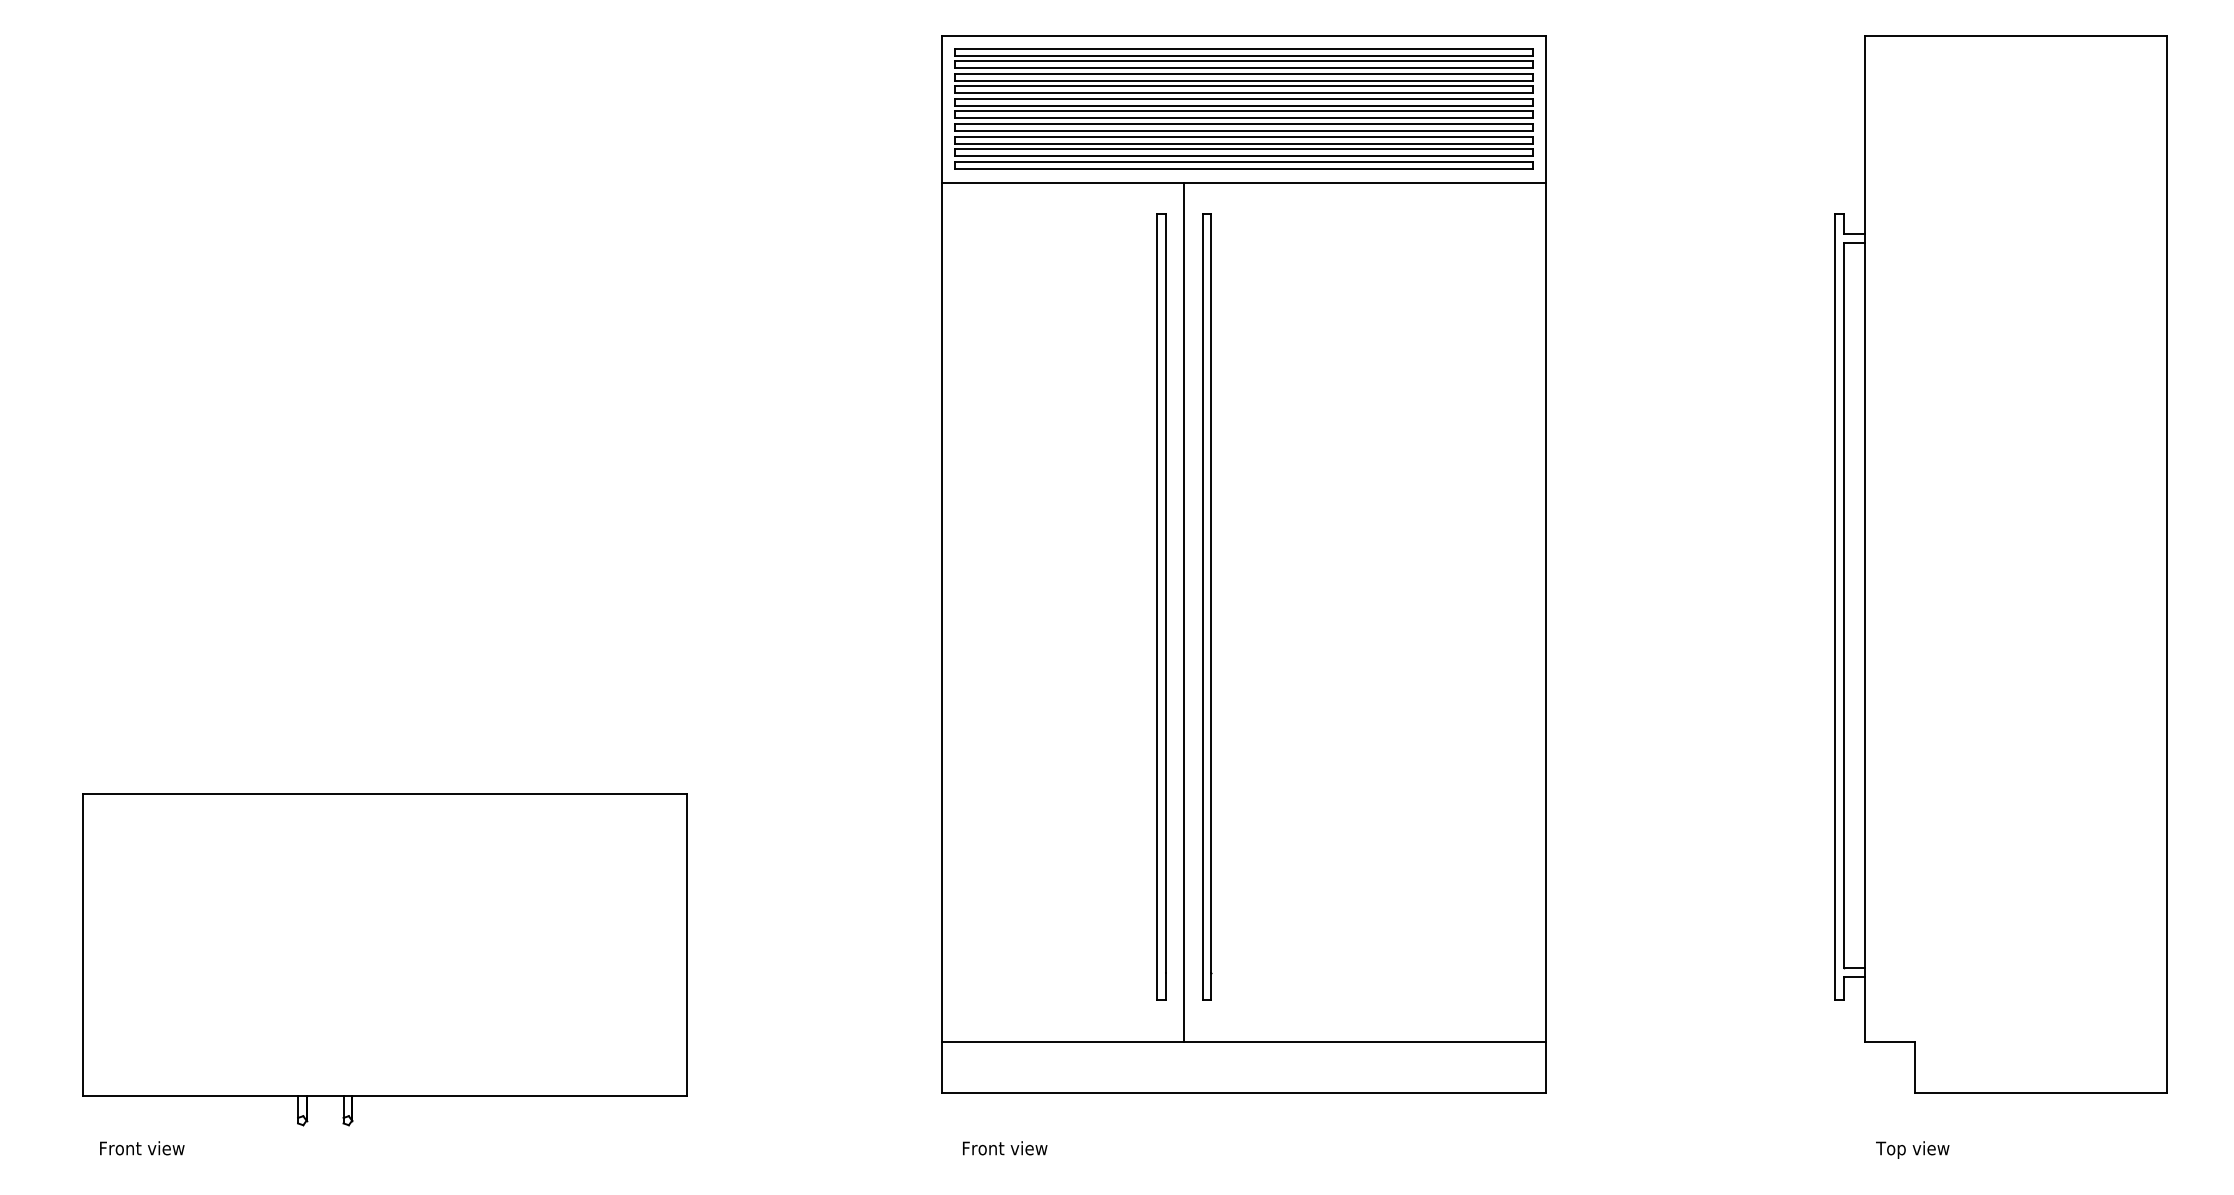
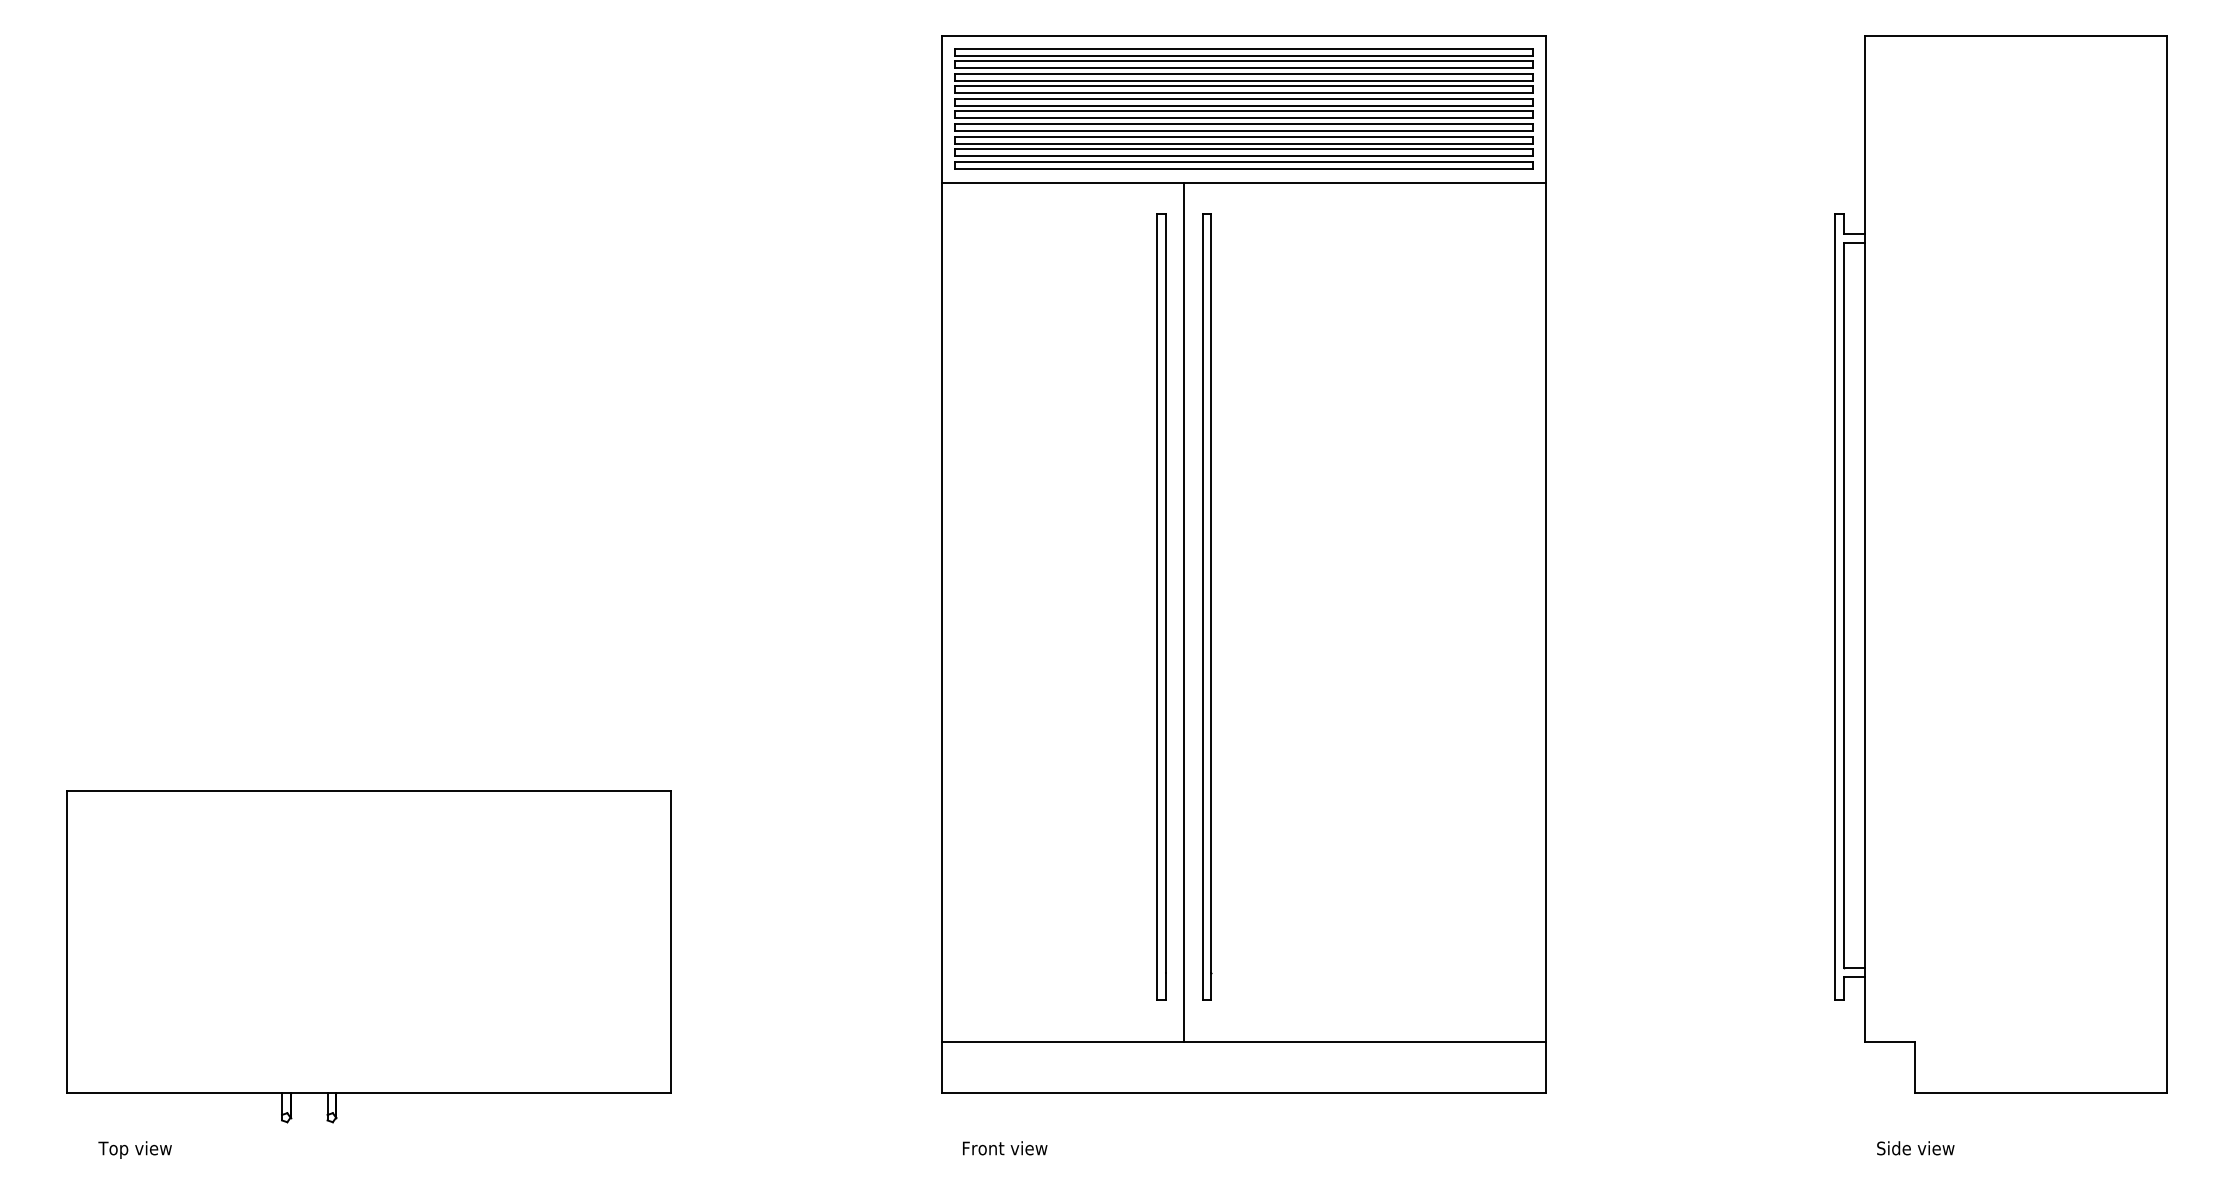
part position: (384, 959) -> (368, 956) (368, 956)
text: Front view -> Top view (141, 1149)
text: Top view -> Side view (1915, 1149)
